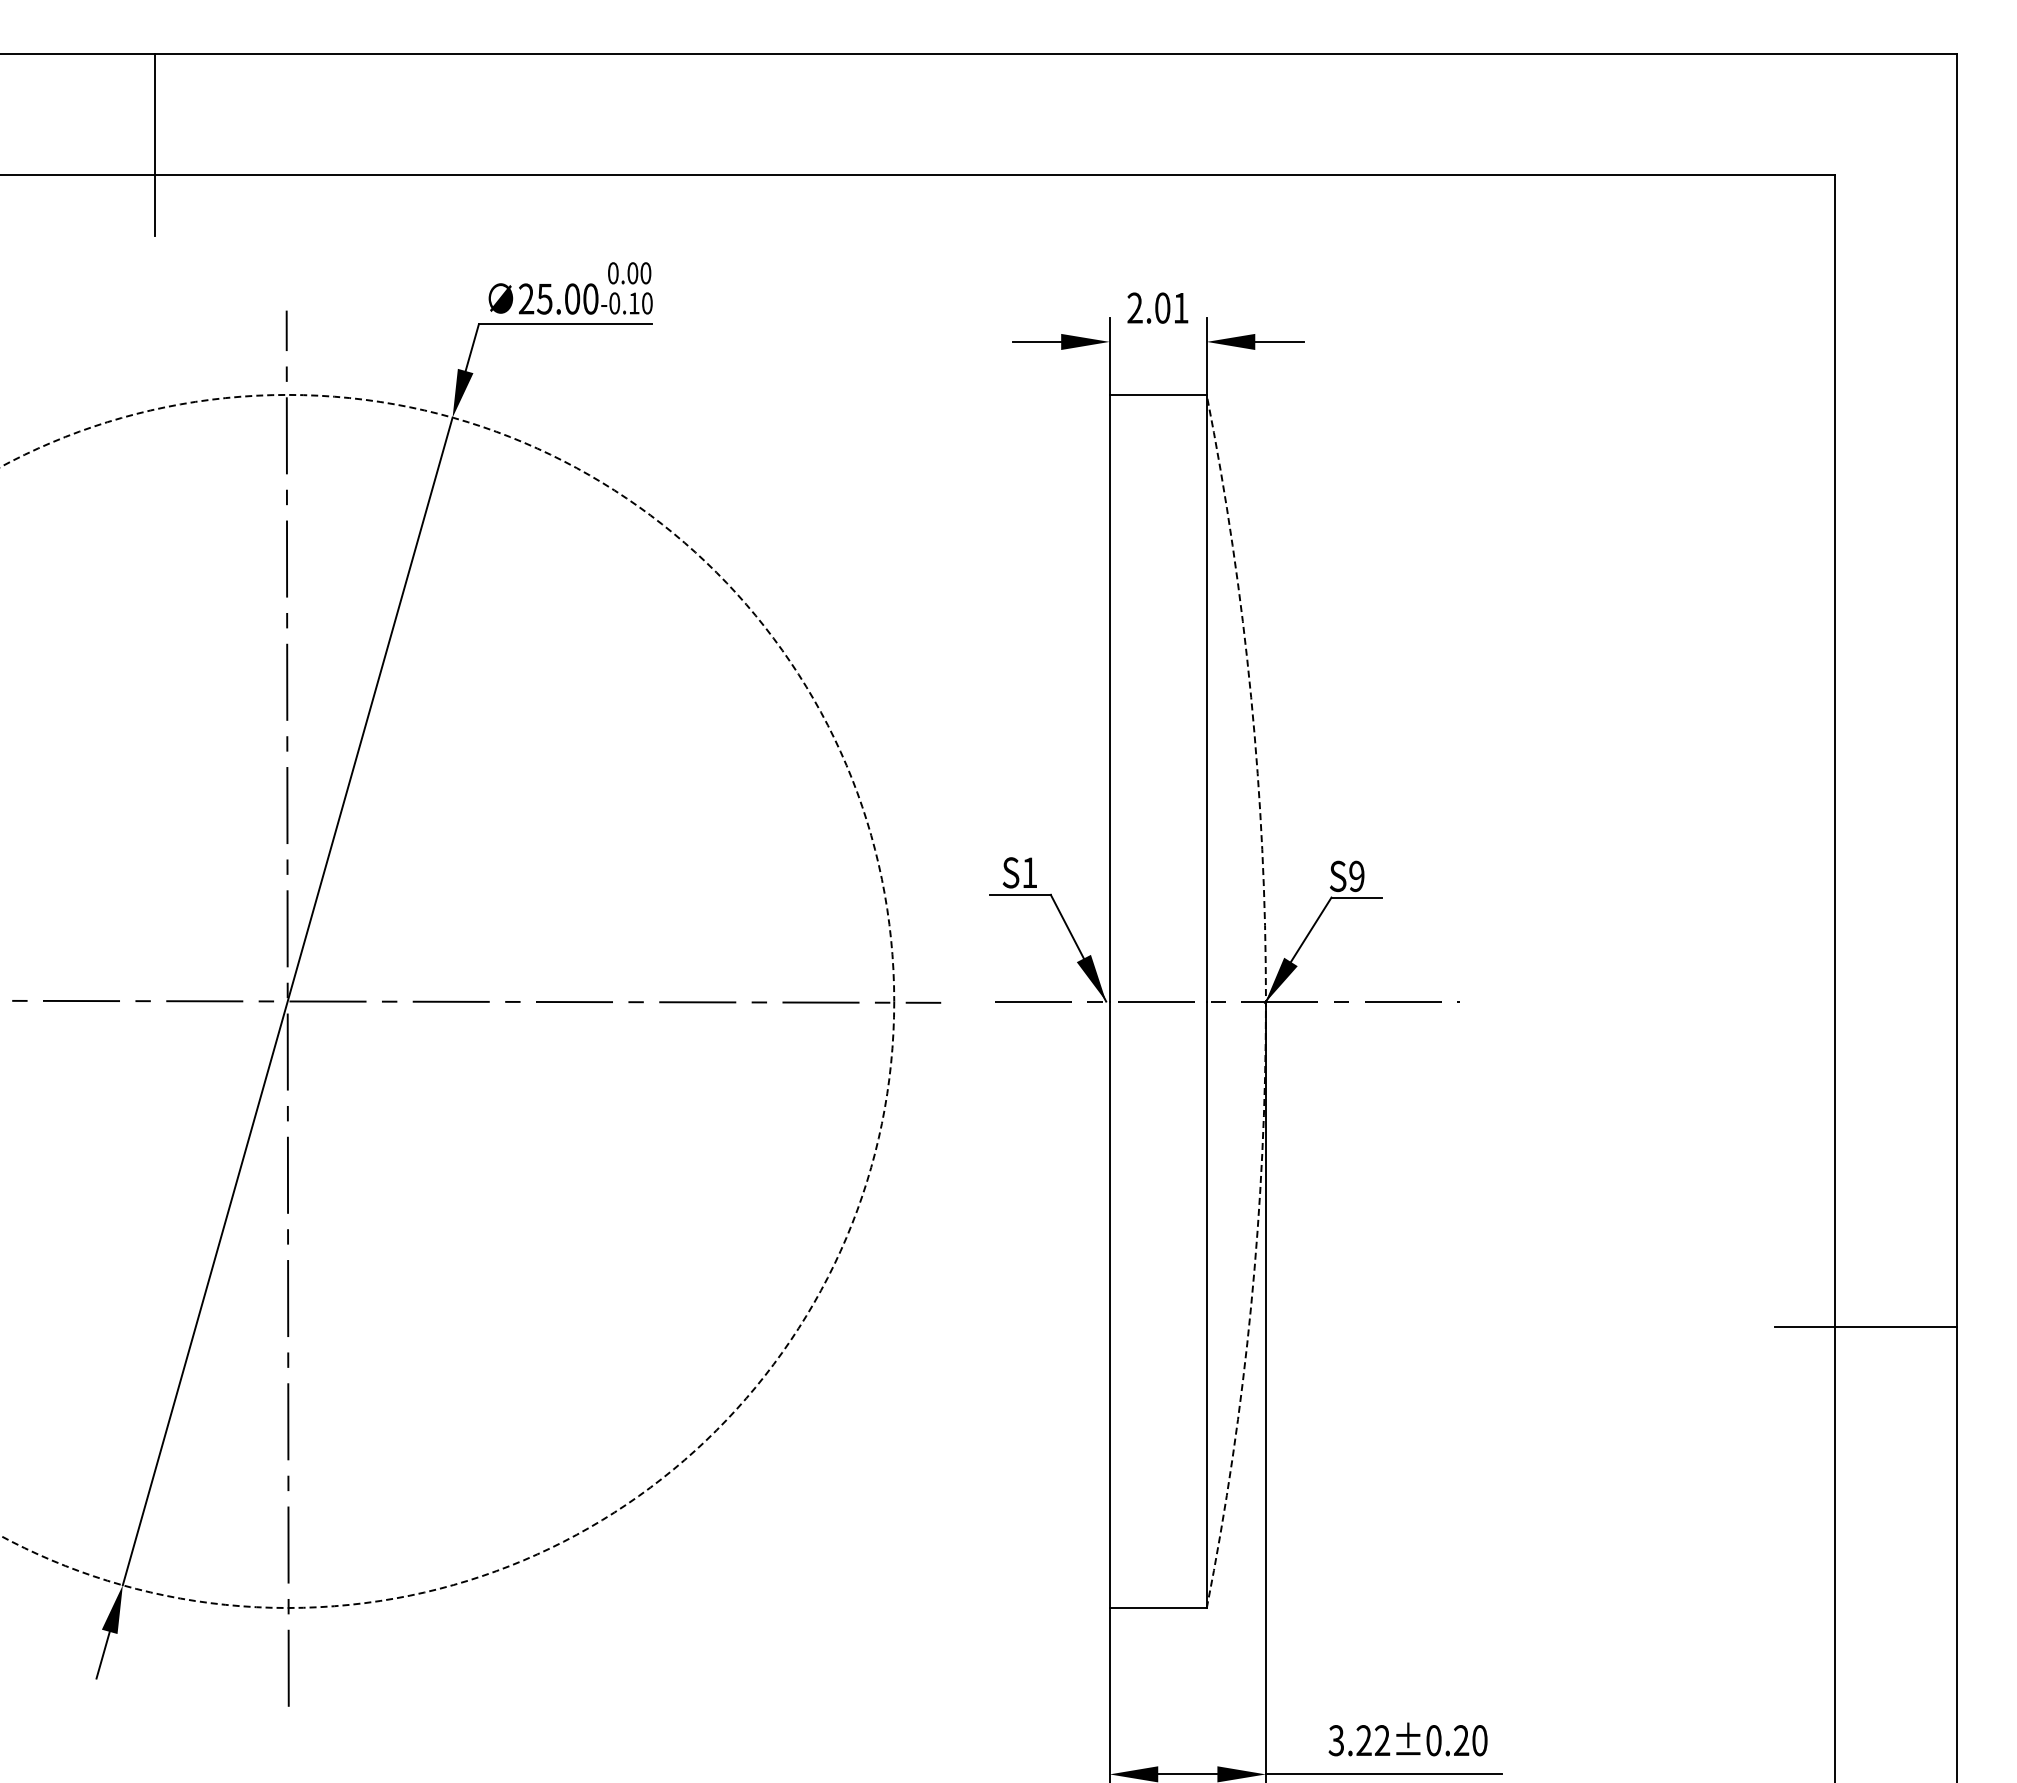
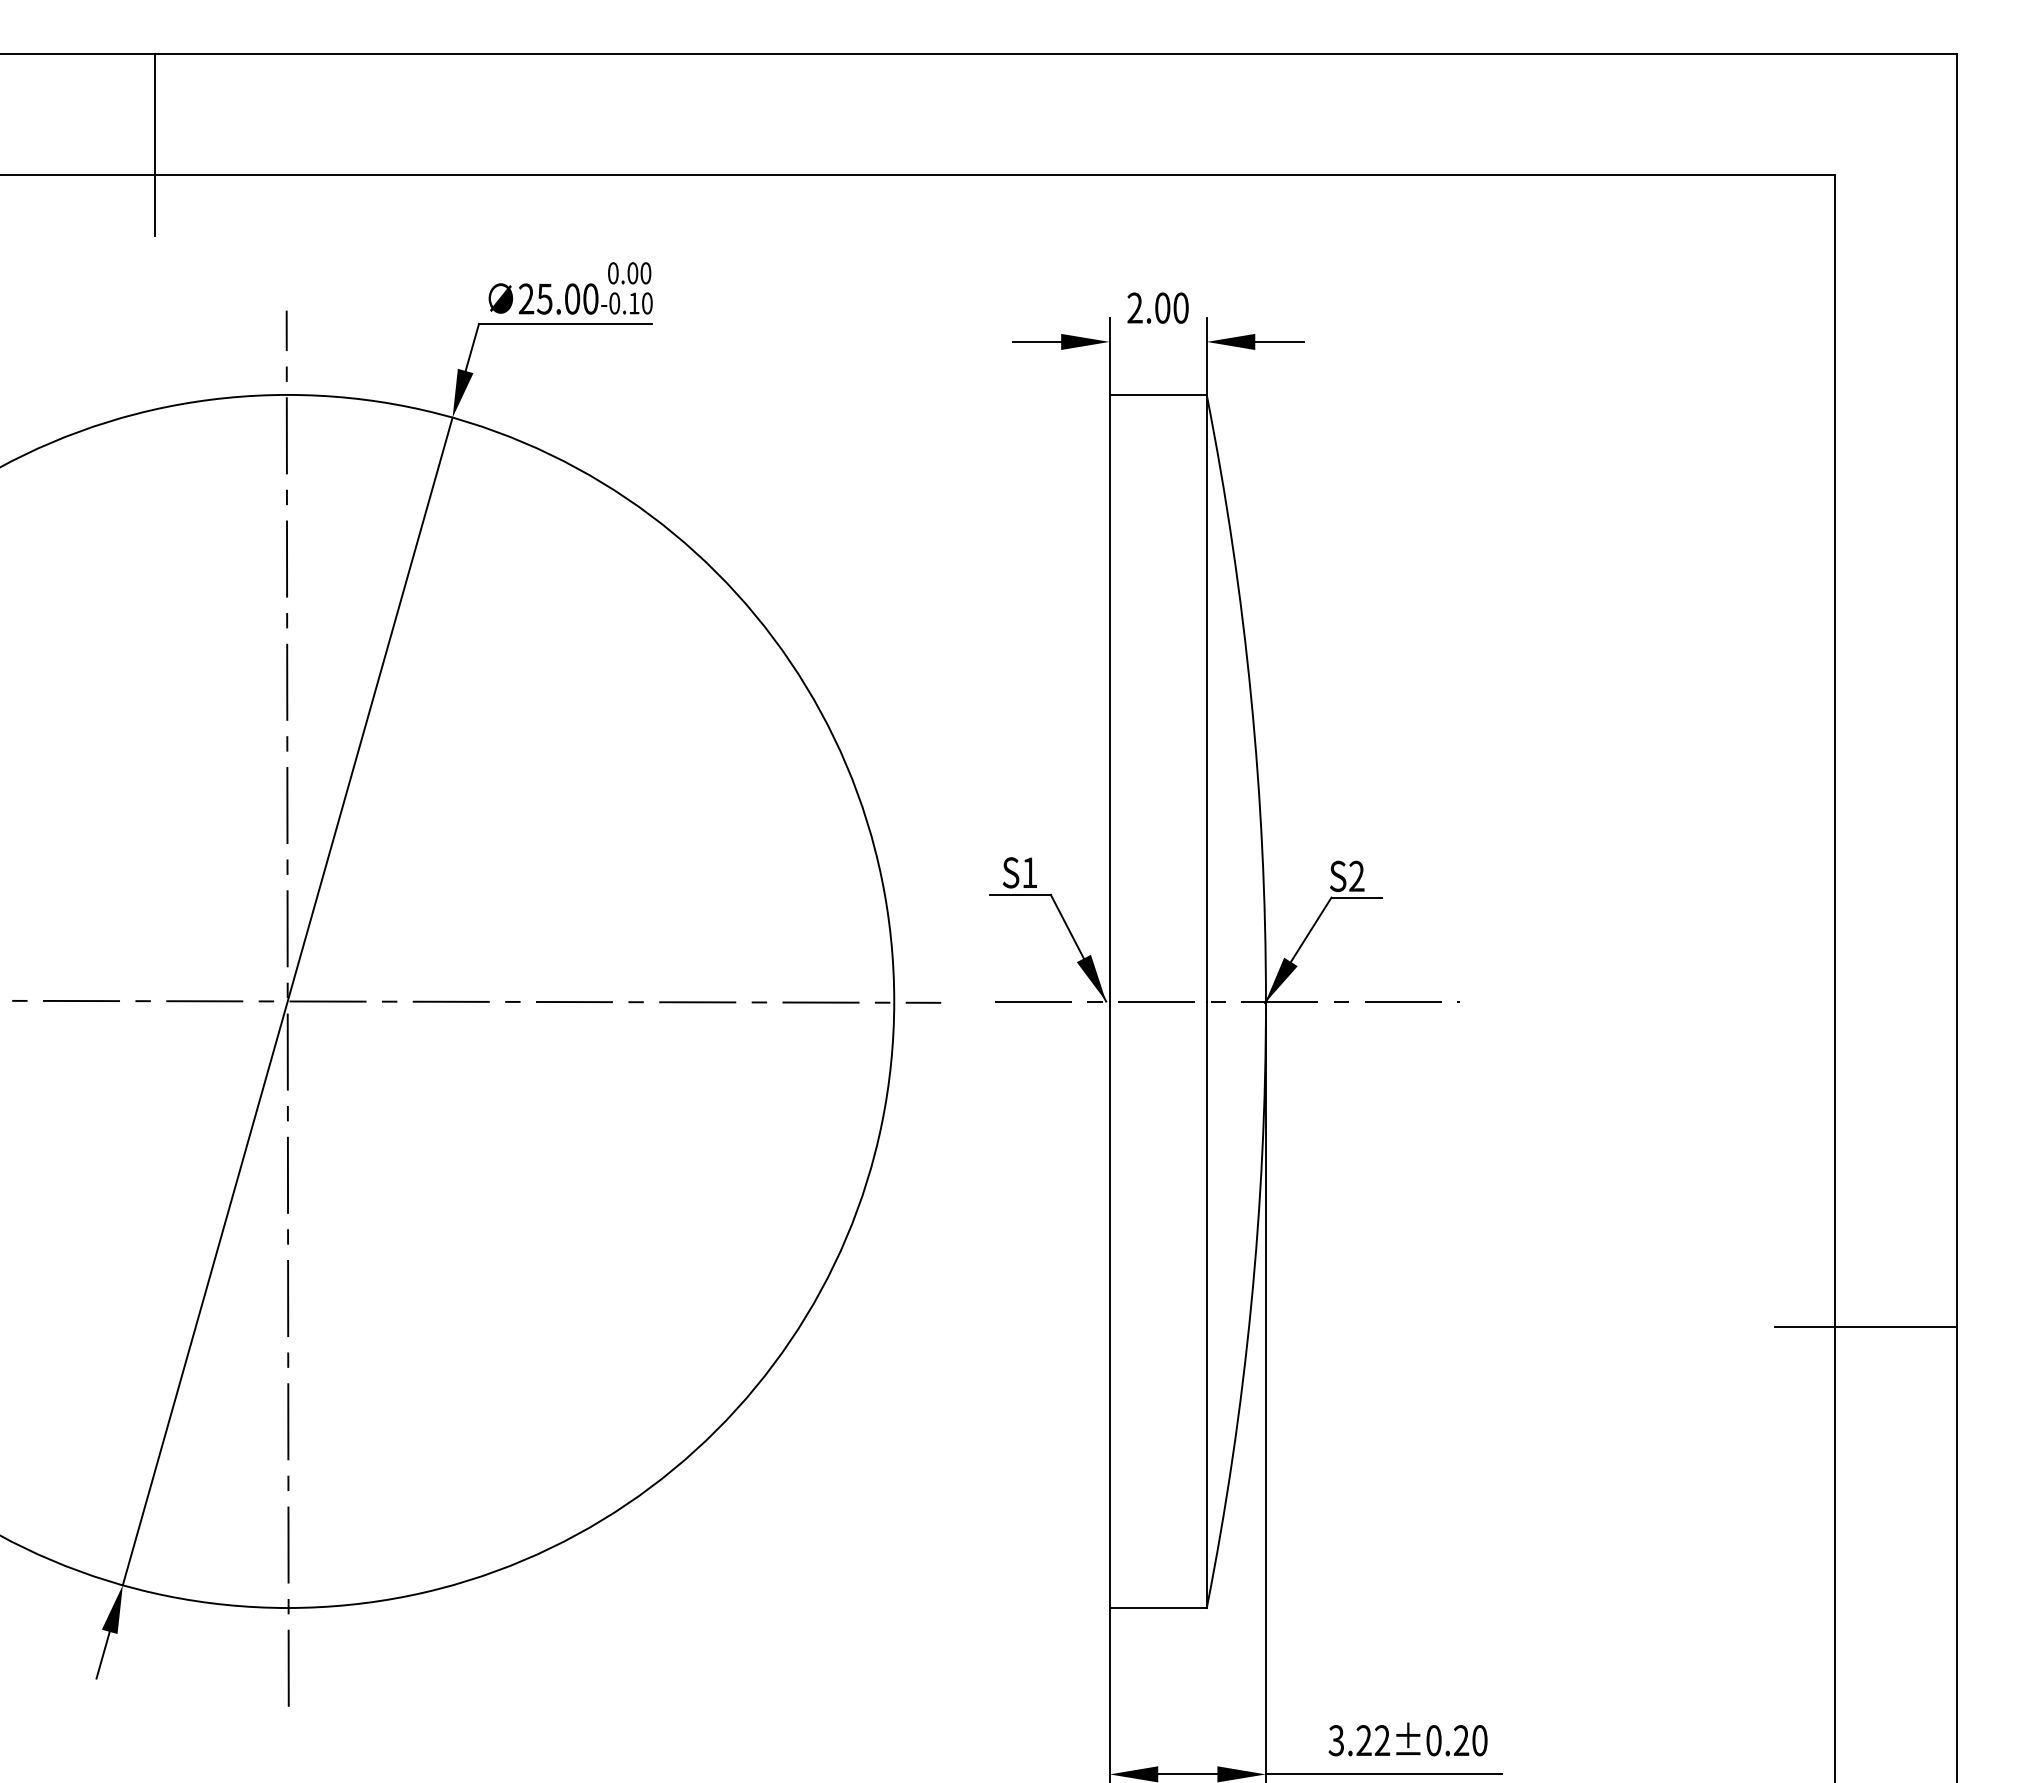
text: 2.01 -> 2.00 (1180, 307)
text: S9 -> S2 (1356, 876)
circle: dashed -> solid (447, 1001)
arc: dashed -> solid (1265, 1001)
